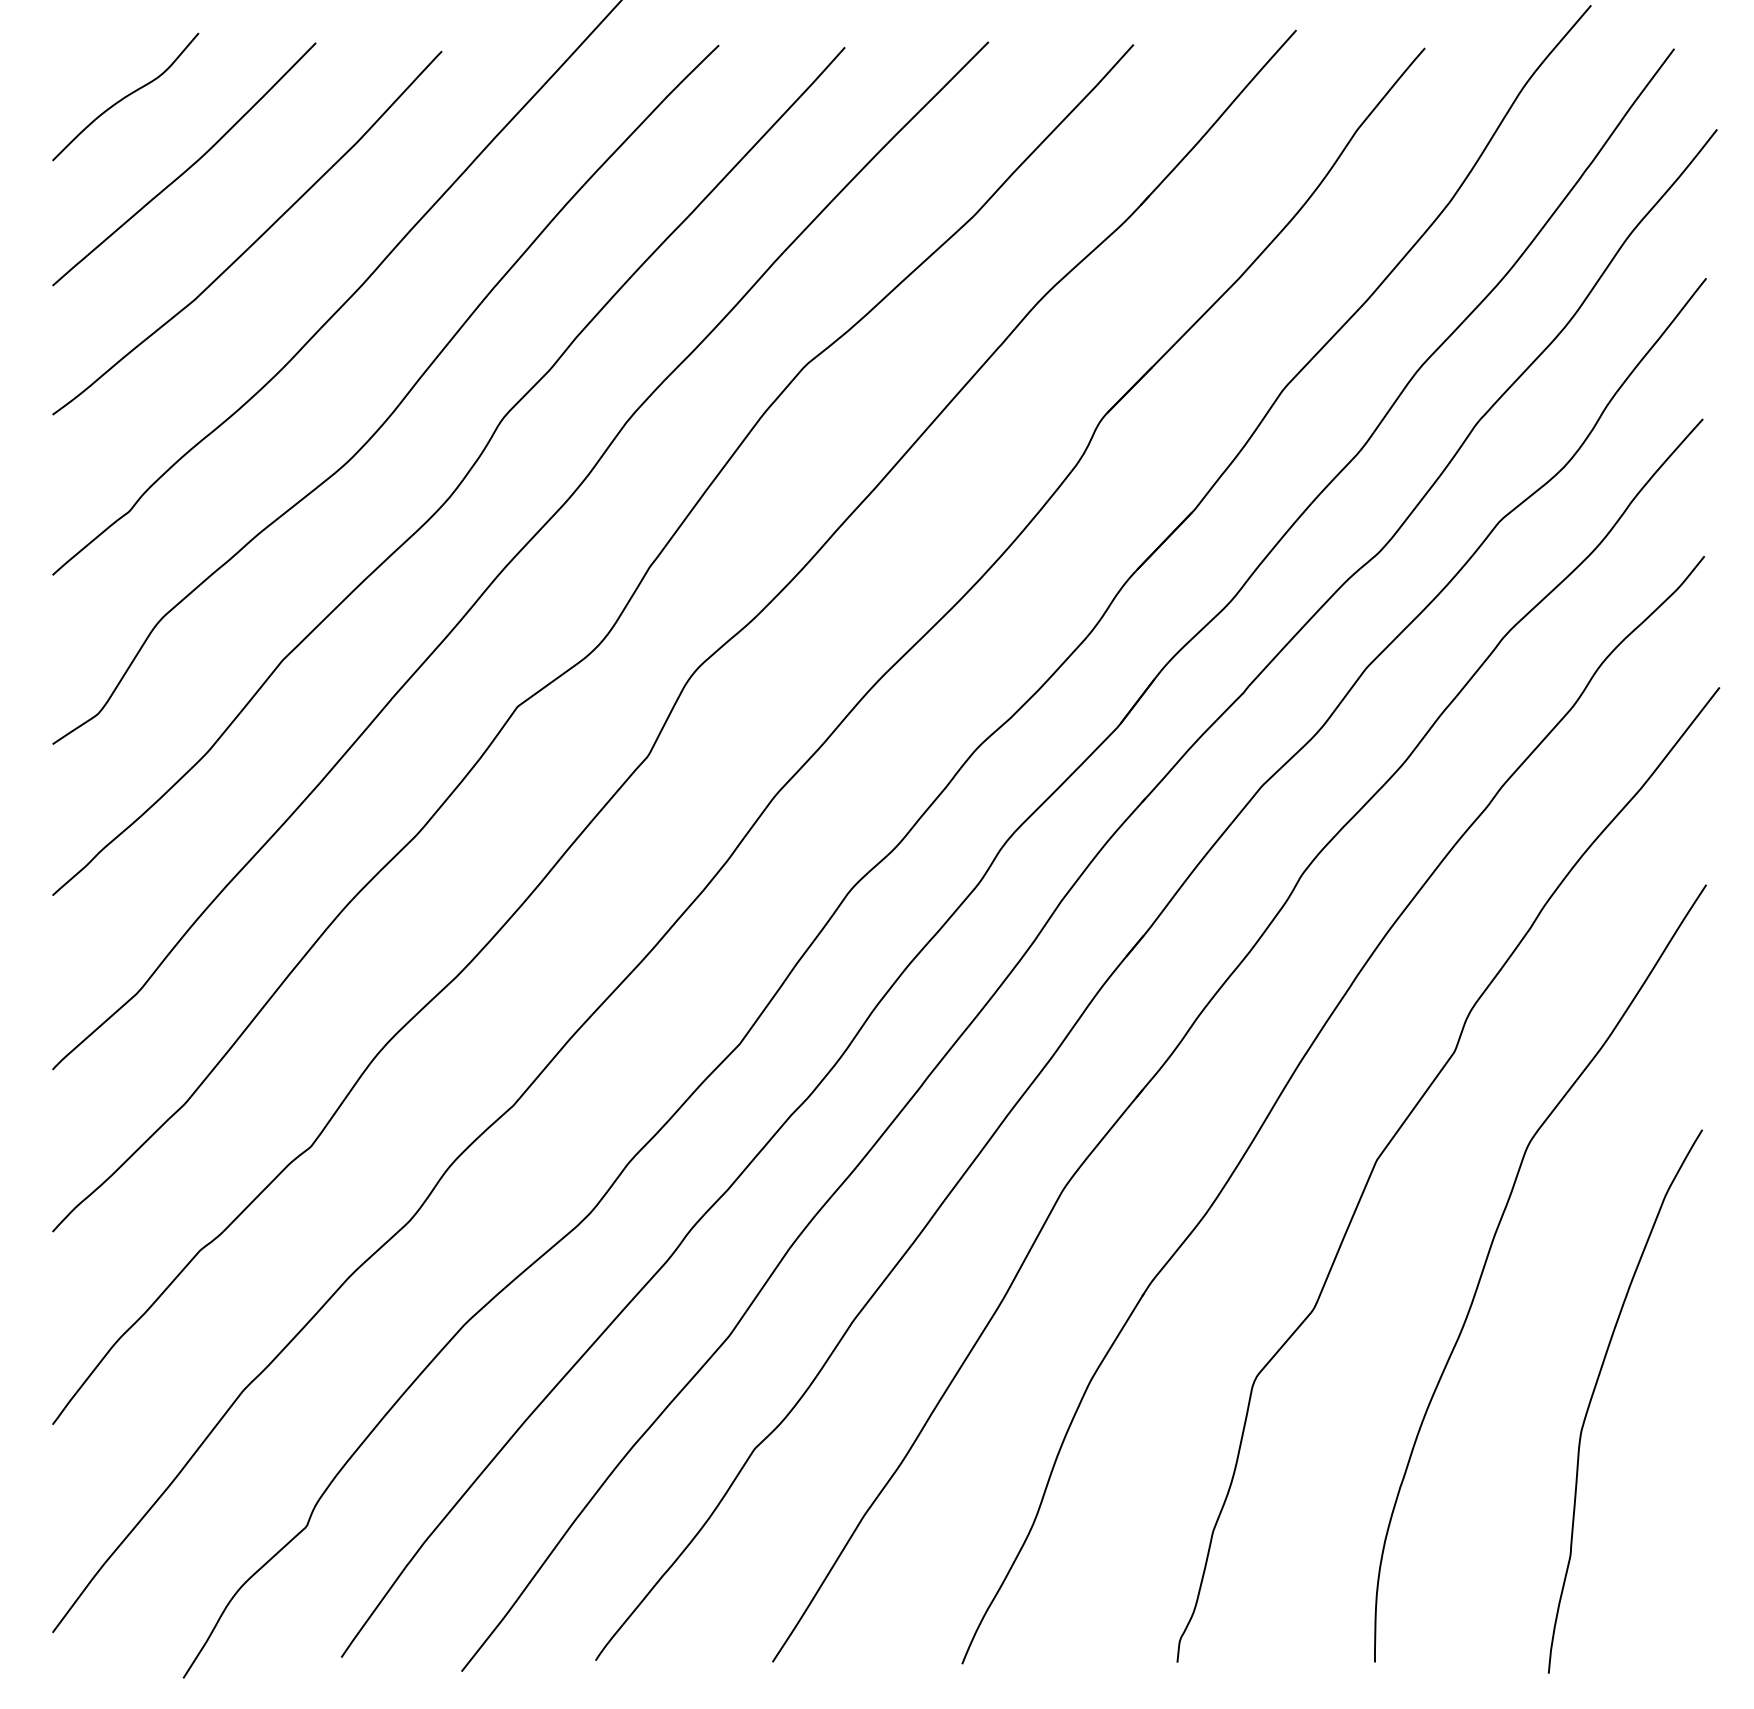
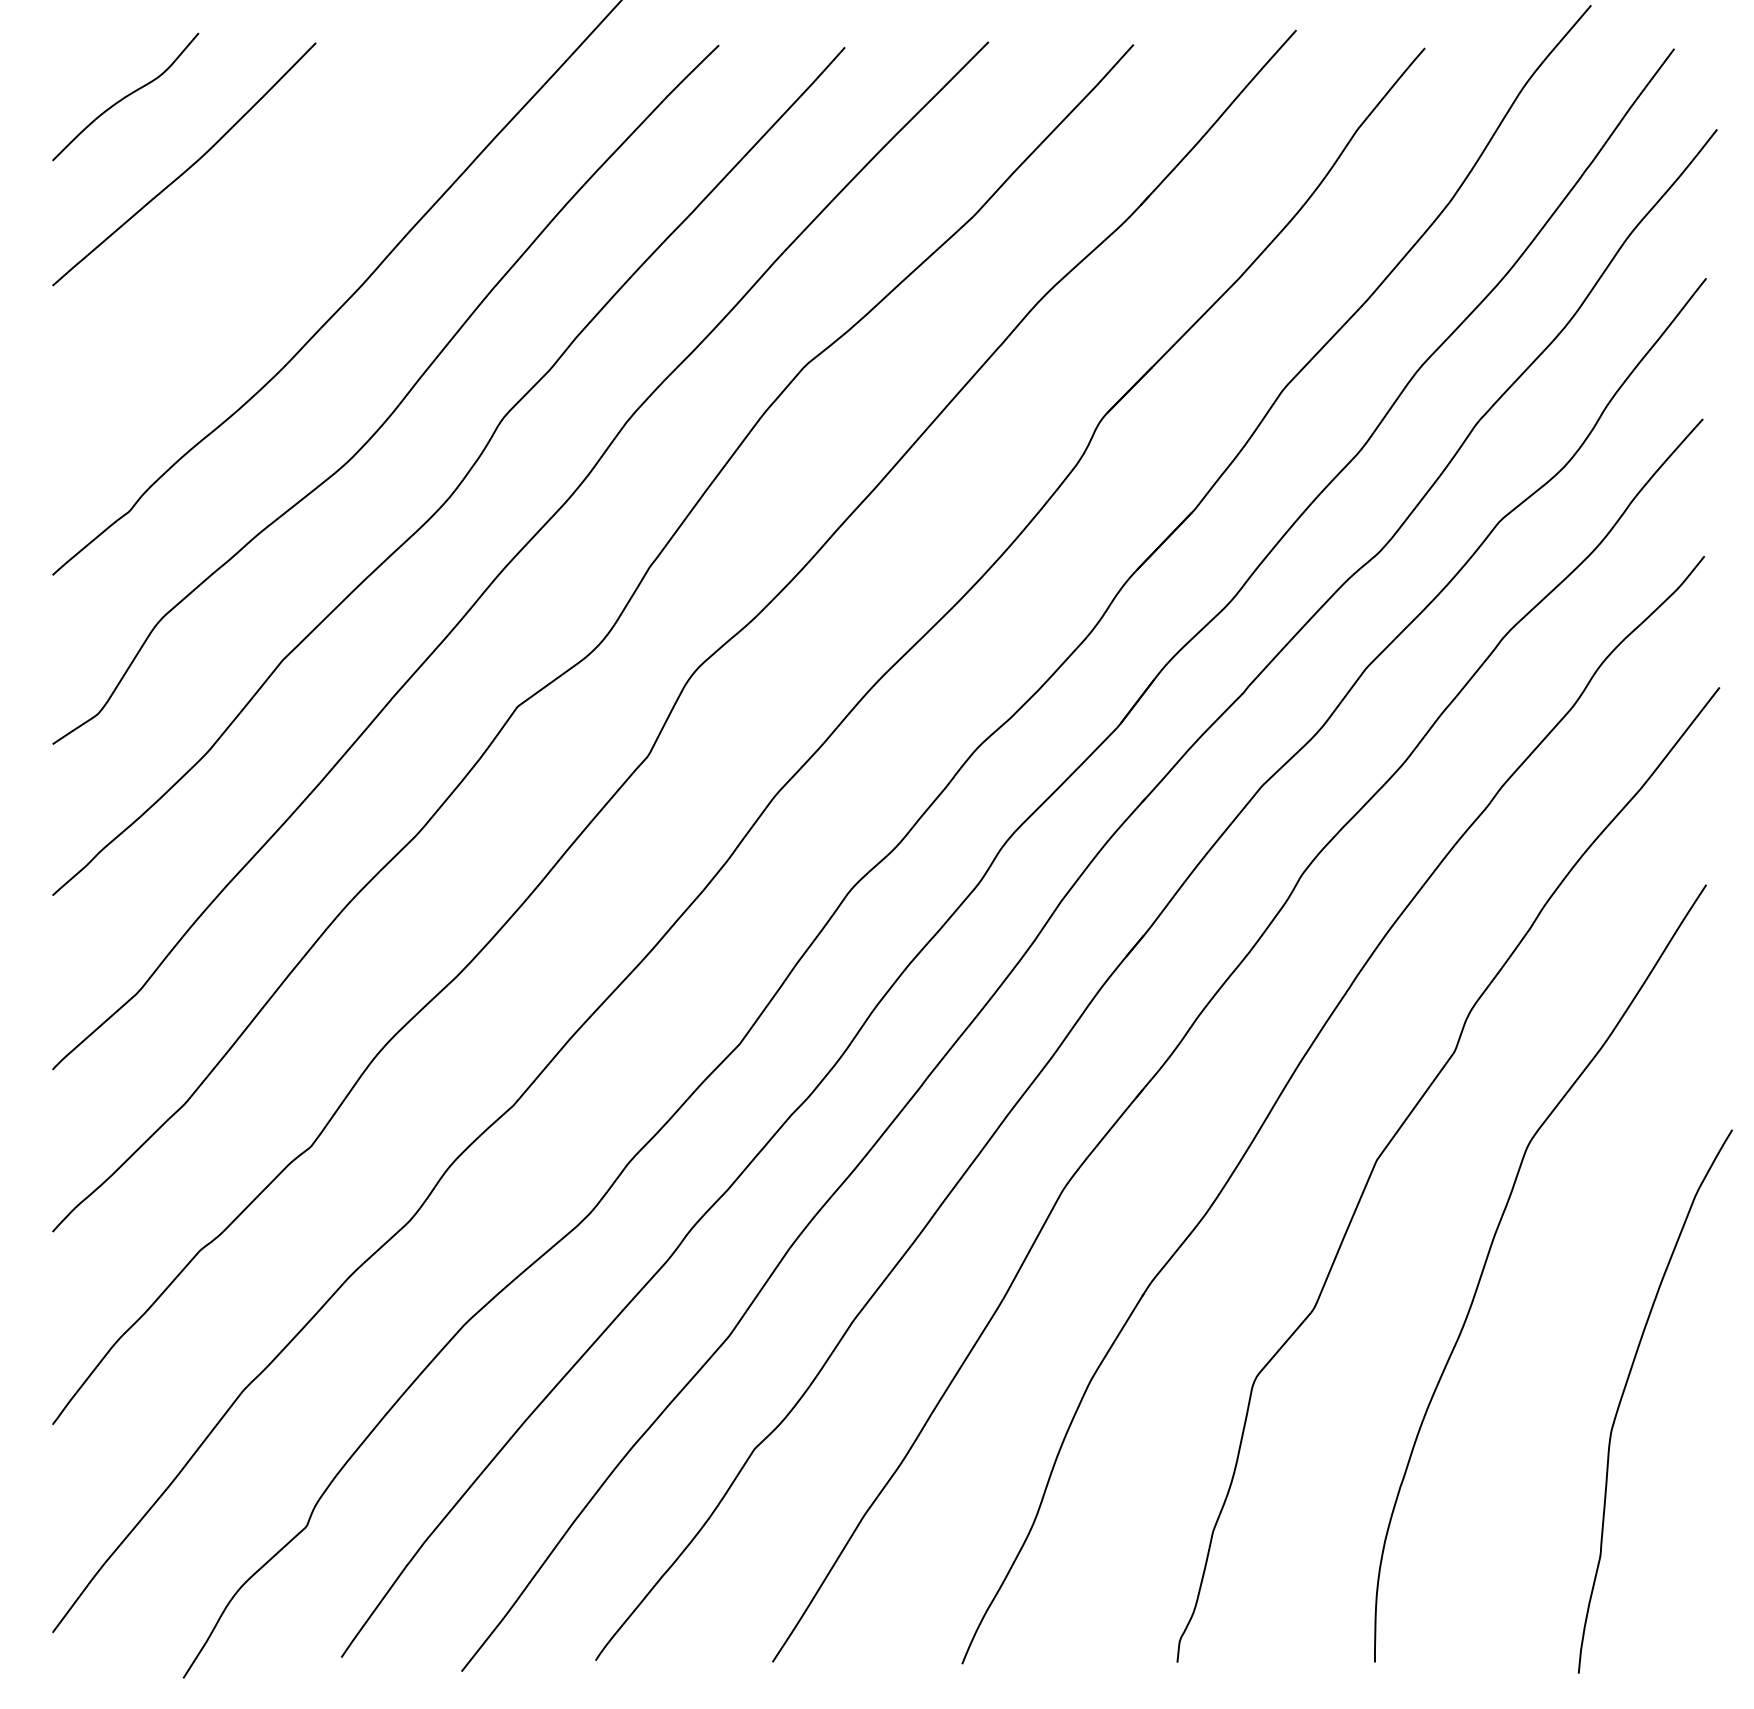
curve: present -> none (255, 240)
curve position: (1594, 1392) -> (1624, 1392) (1624, 1392)
